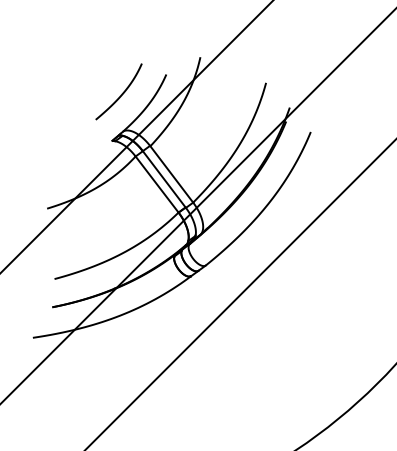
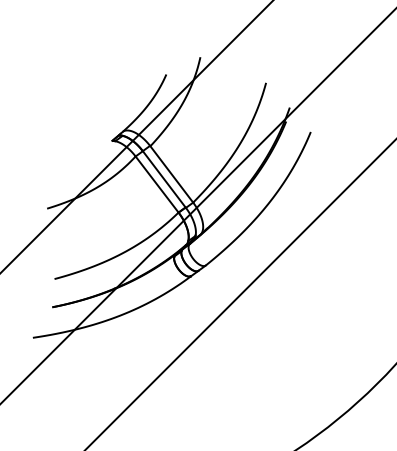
curve: present -> none (121, 93)
